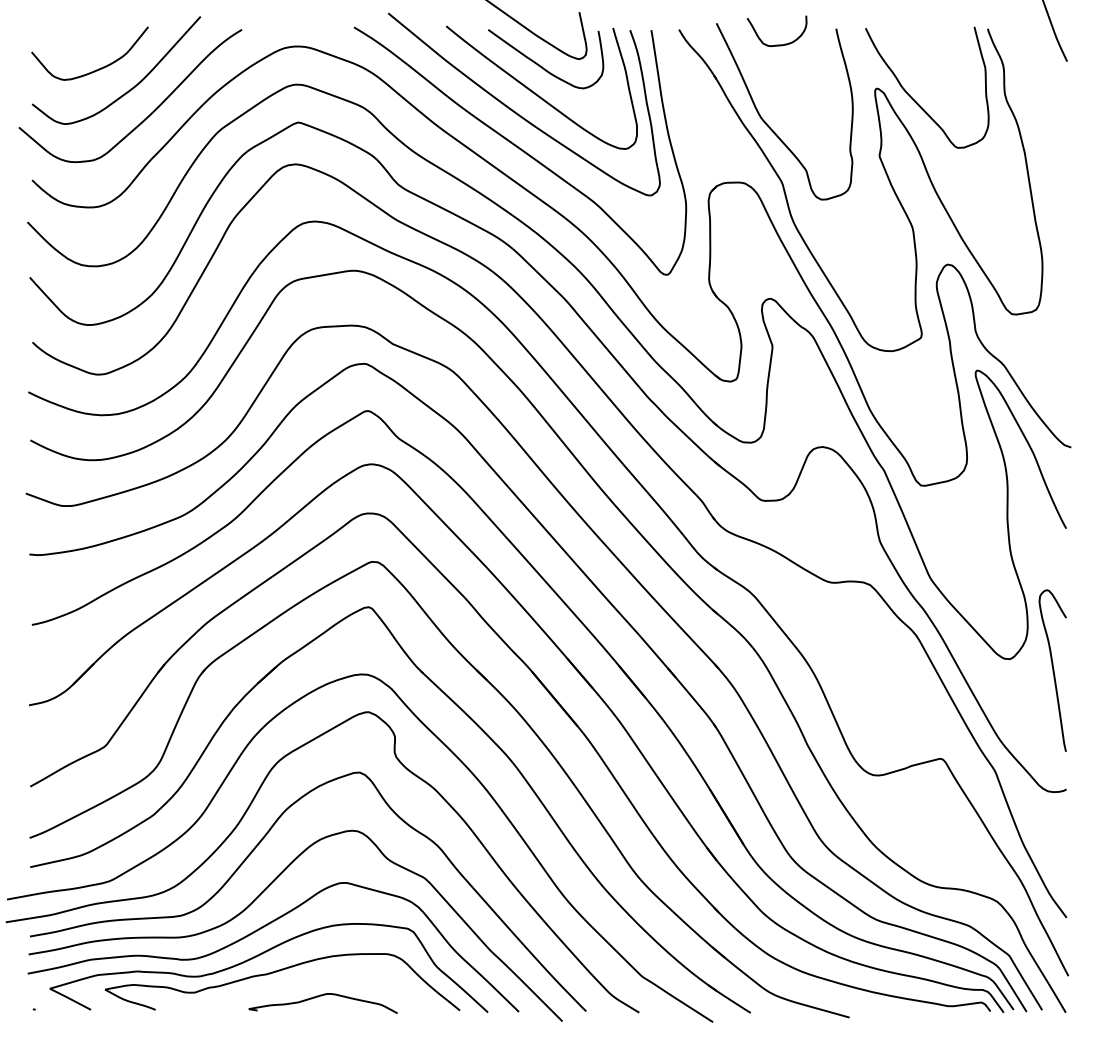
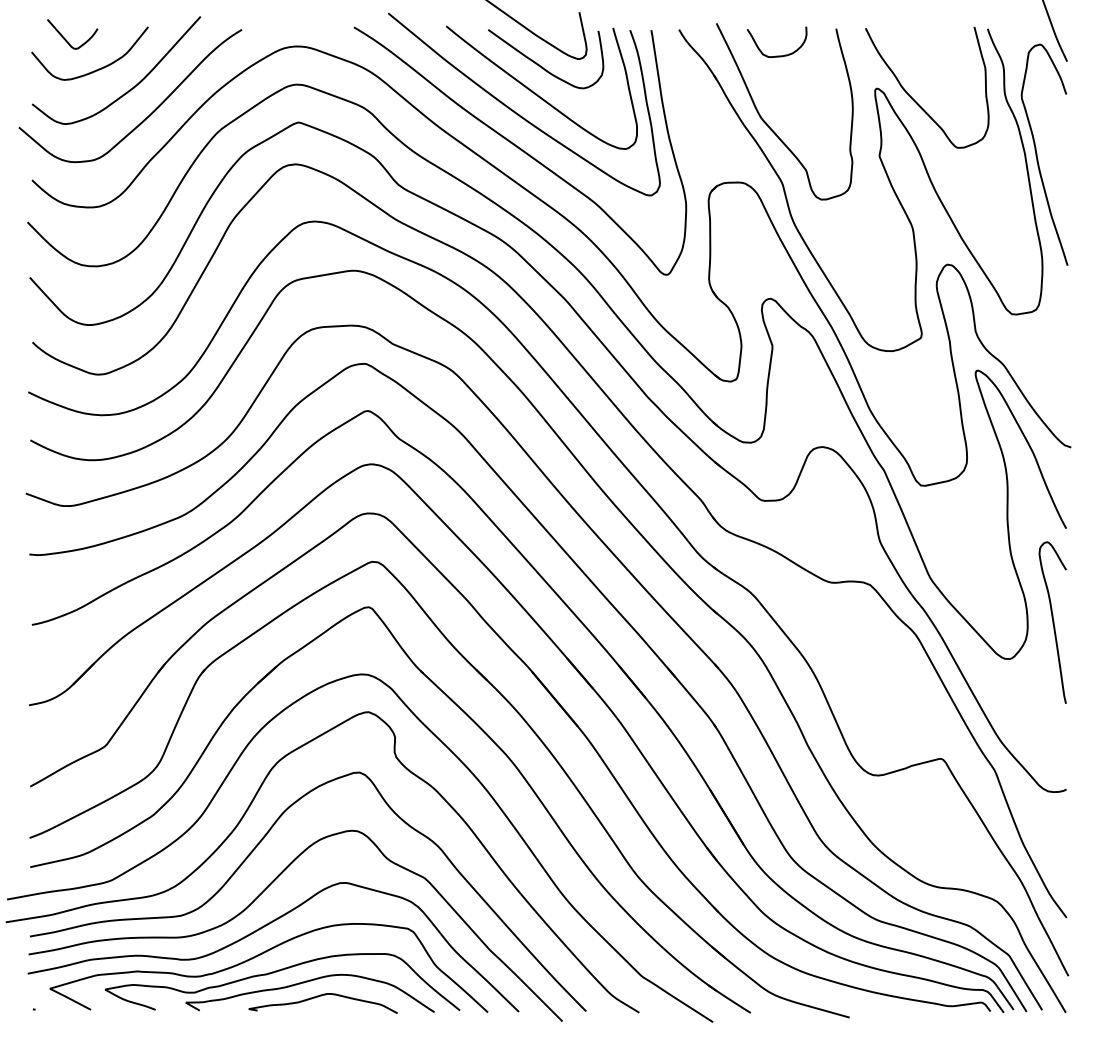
curve: none -> present (66, 39)
curve position: (776, 44) -> (776, 55) (776, 55)
curve: none -> present (1037, 154)
curve position: (1052, 670) -> (1052, 622) (1052, 622)
curve: none -> present (307, 982)
